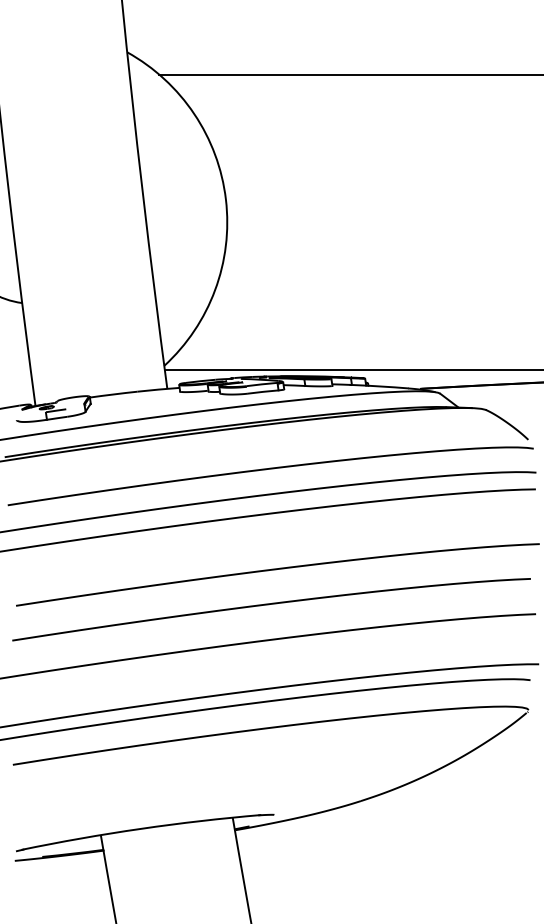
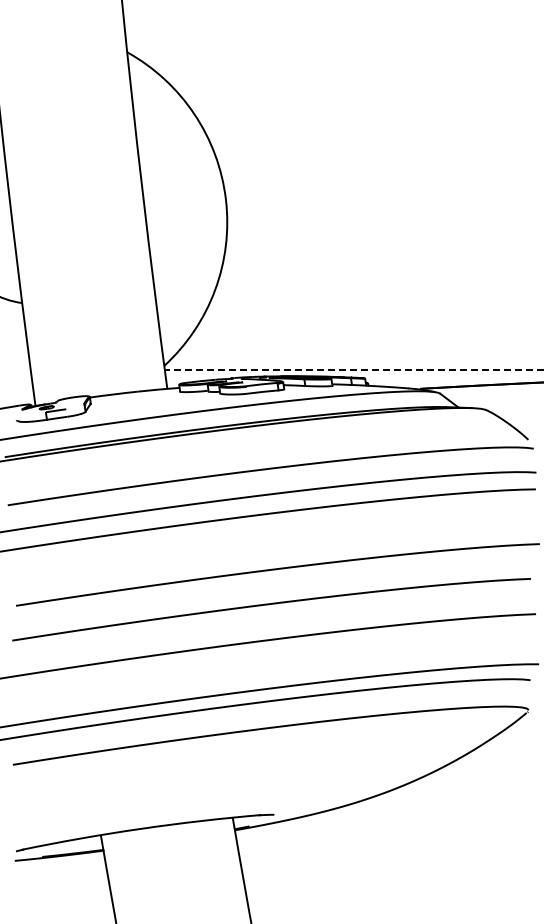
line: present -> none (349, 74)
line: solid -> dashed (353, 370)
